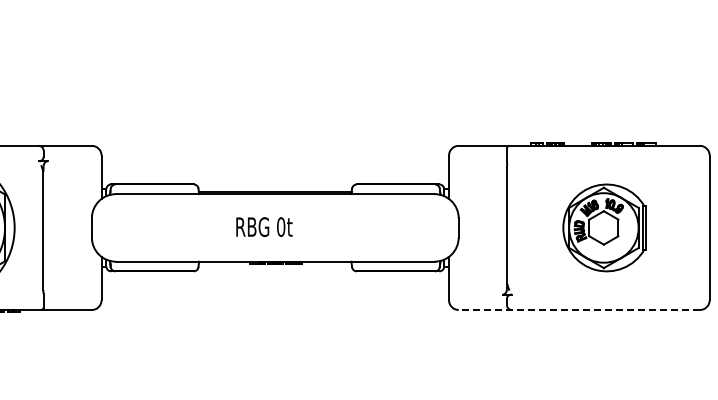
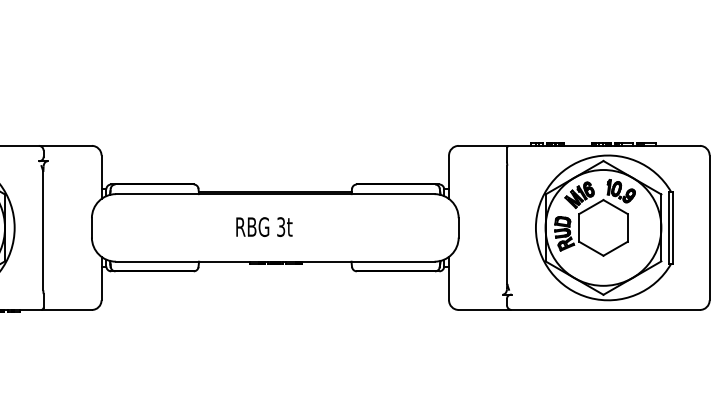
text: 0t -> 3t (281, 226)
part size: 85x90 px -> 139x148 px (604, 227)
line: dashed -> solid (579, 309)
